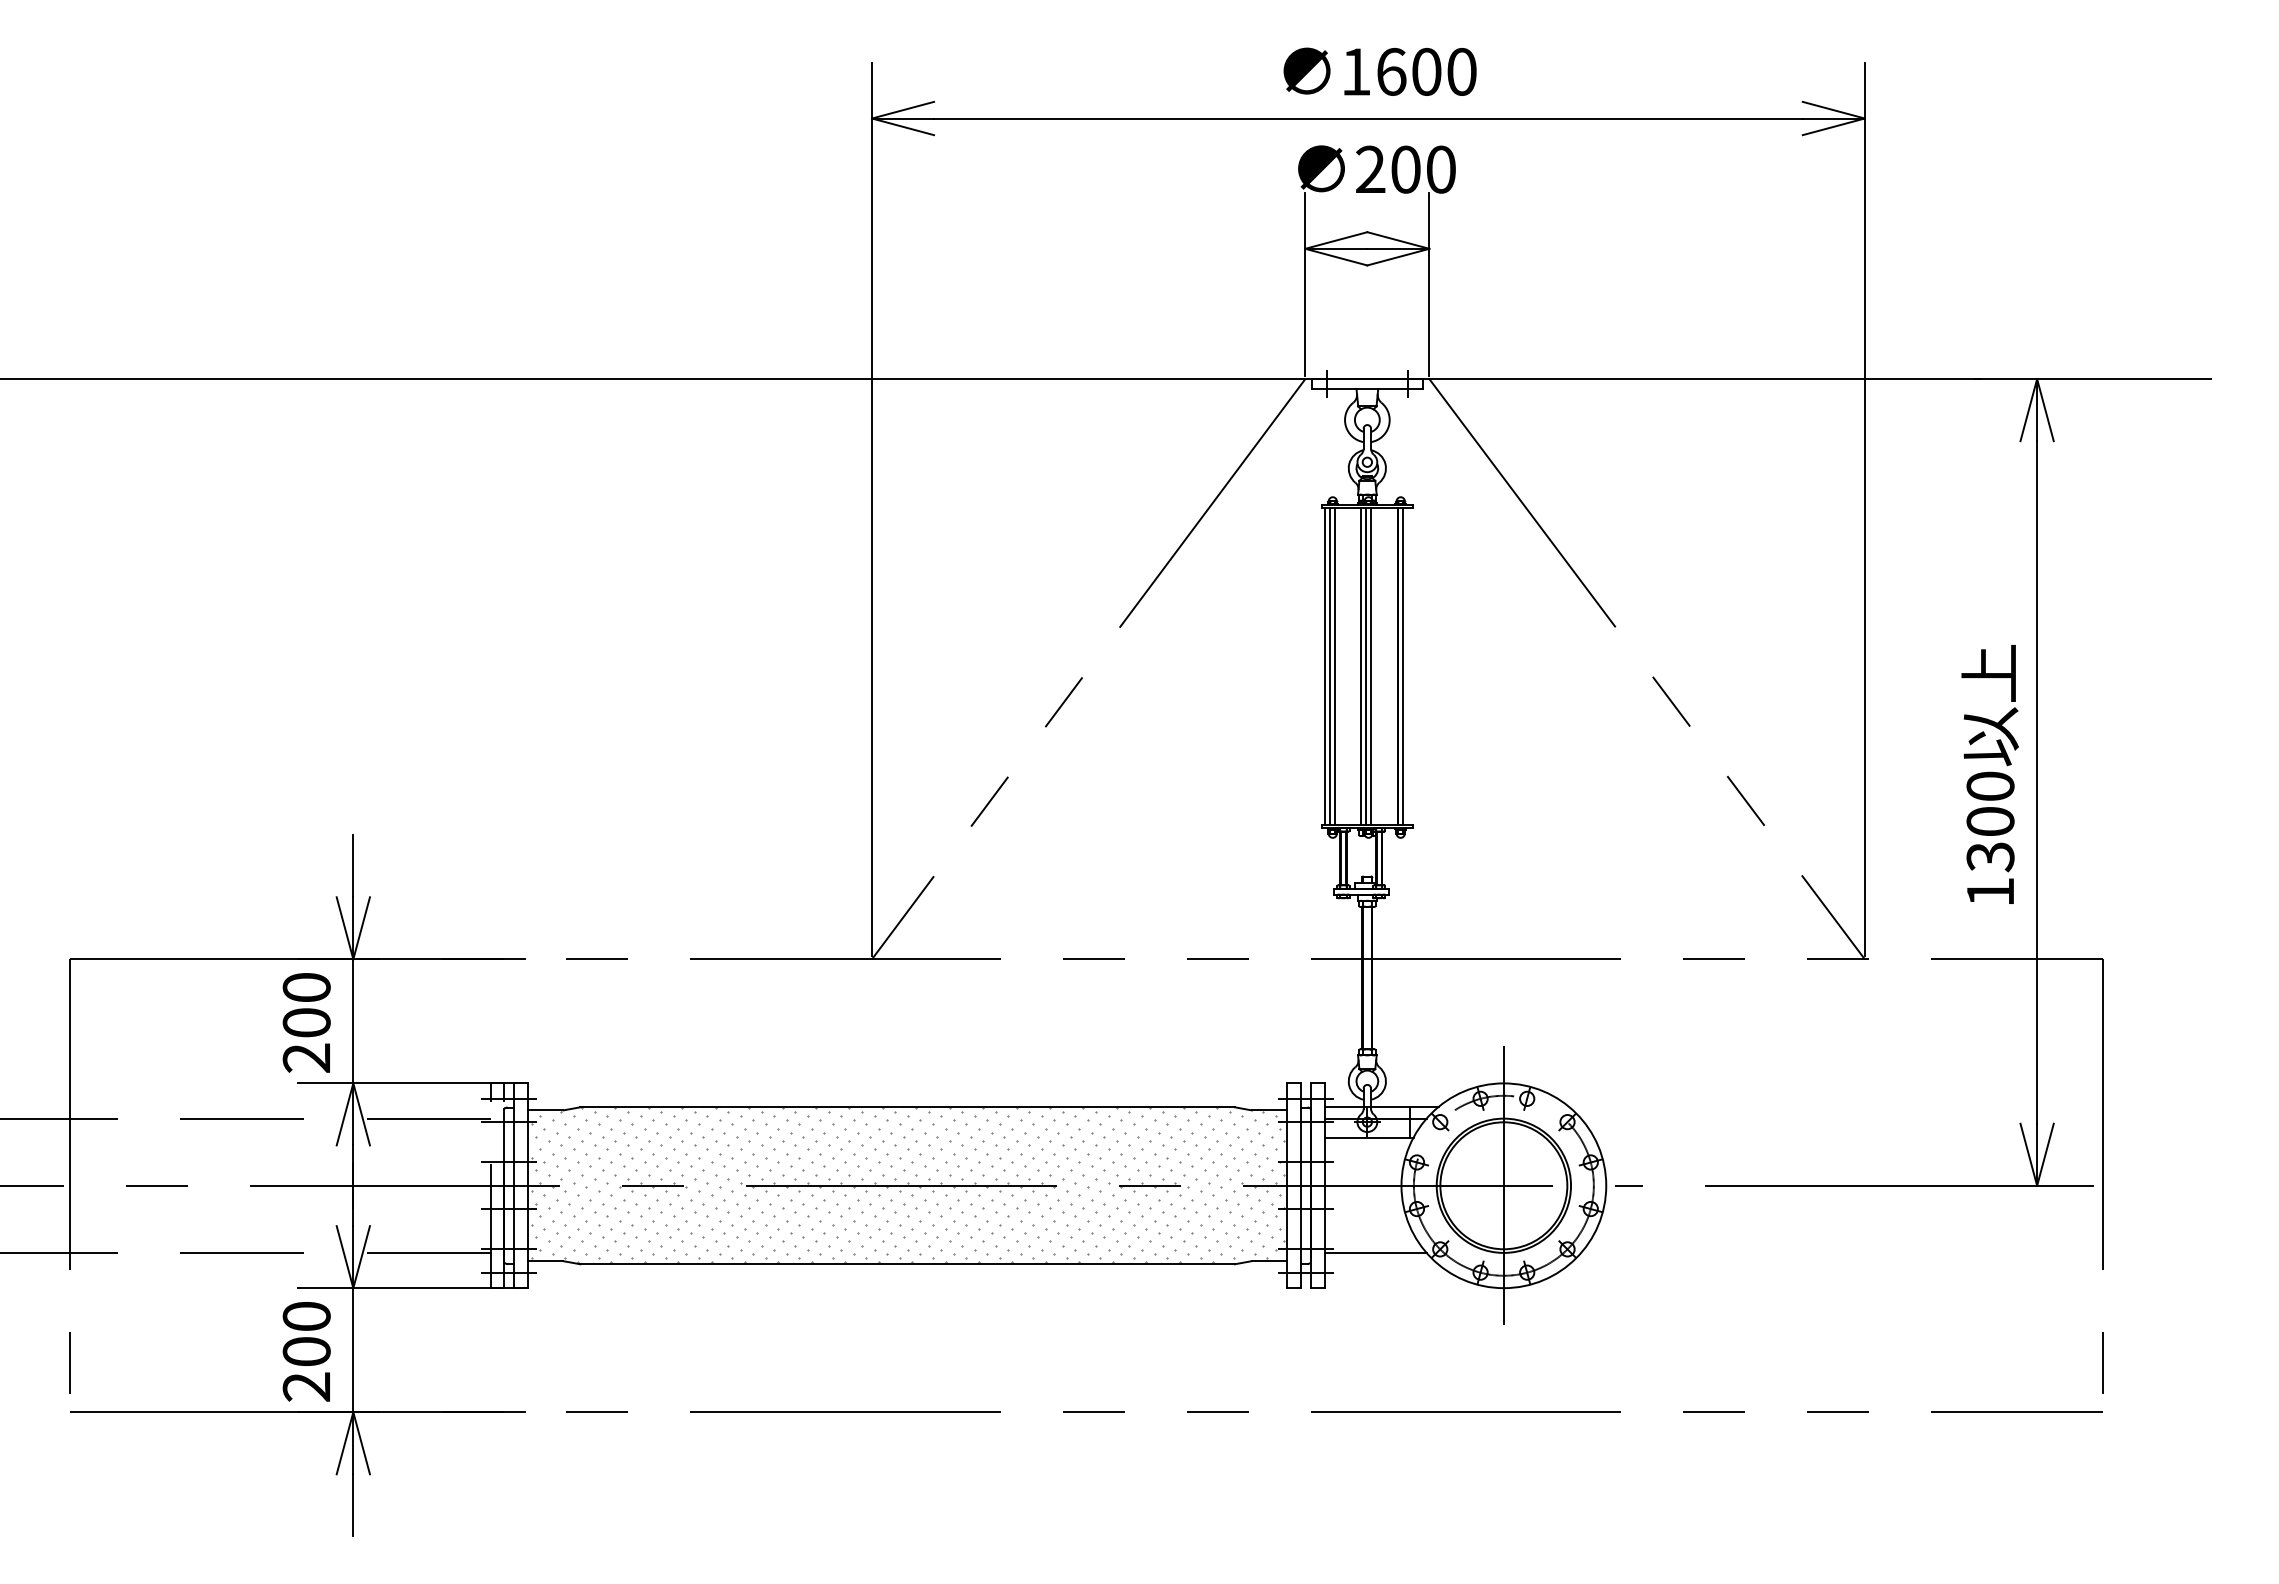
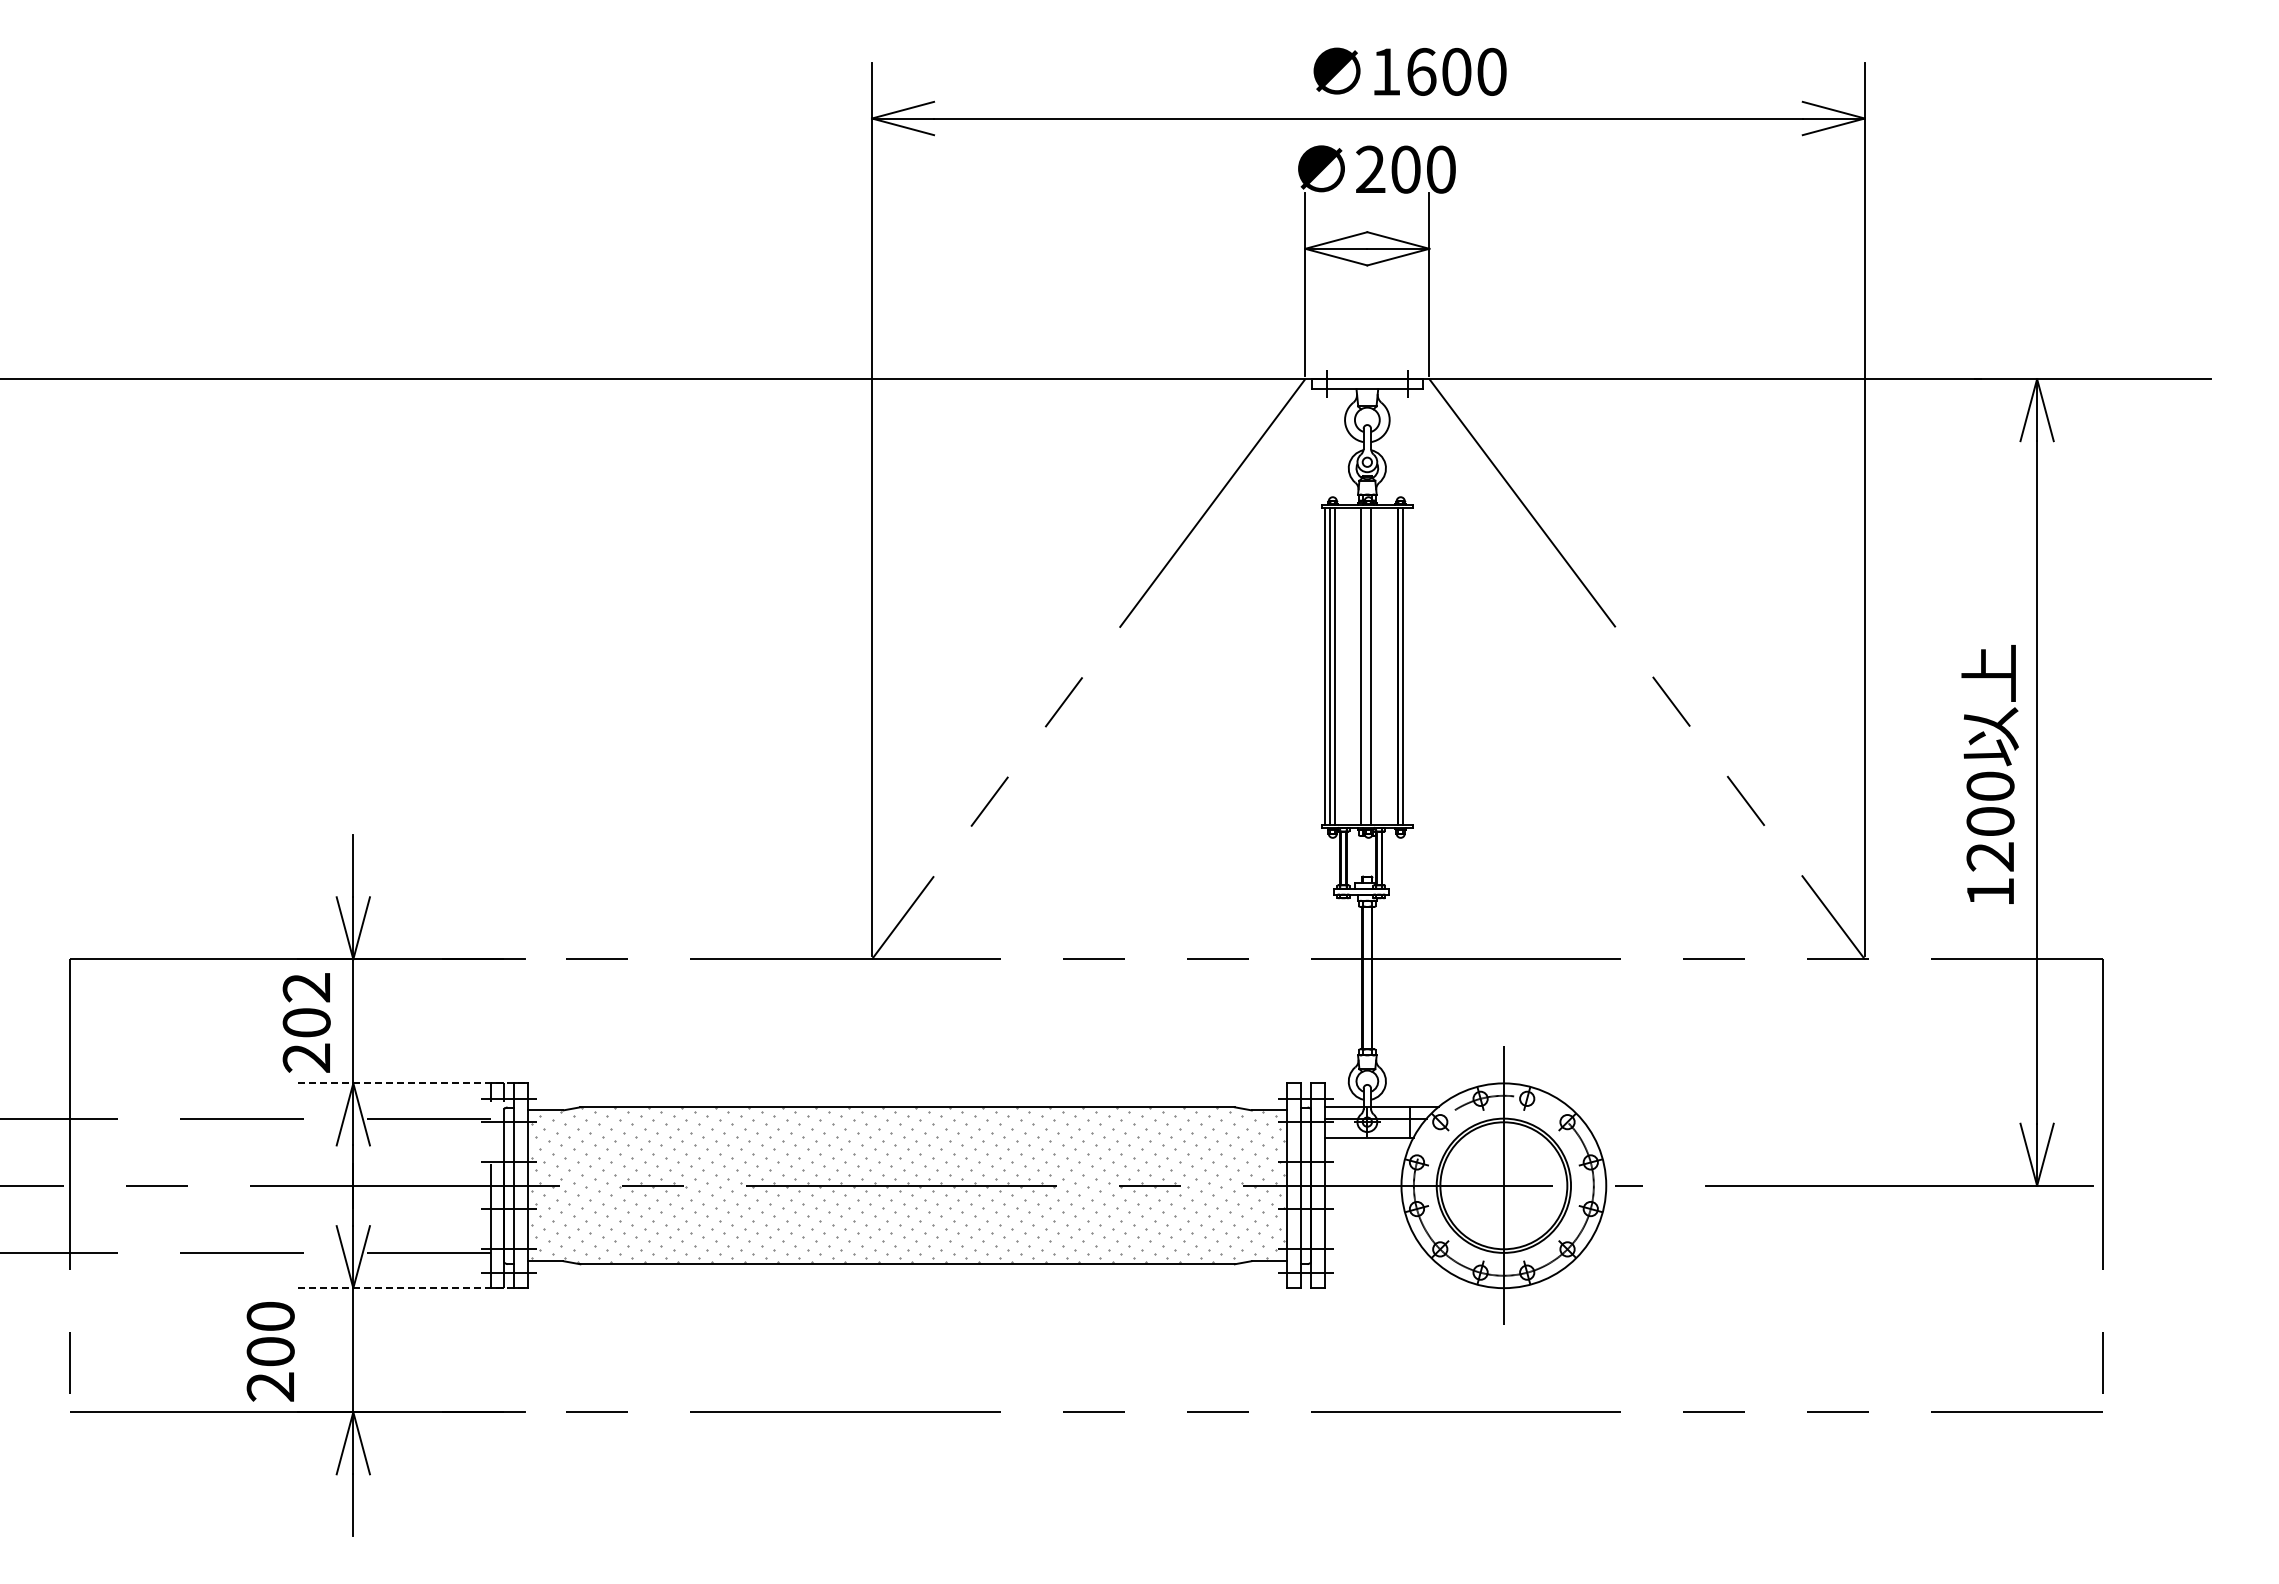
text position: (1379, 71) -> (1409, 71) (1409, 71)
line: present -> none (1366, 666)
text: 1300 -> 1200 (1990, 857)
text: 200 -> 202 (306, 987)
line: solid -> dashed (411, 1083)
line: present -> none (1375, 1252)
line: solid -> dashed (411, 1288)
text position: (306, 1351) -> (270, 1351) (270, 1351)
